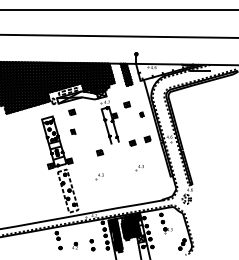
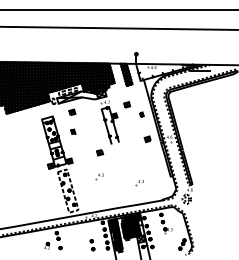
line position: (118, 35) -> (118, 27) (118, 27)
part: present -> none (132, 142)
part position: (139, 168) -> (139, 183) (139, 183)
part position: (74, 245) -> (46, 245) (46, 245)
